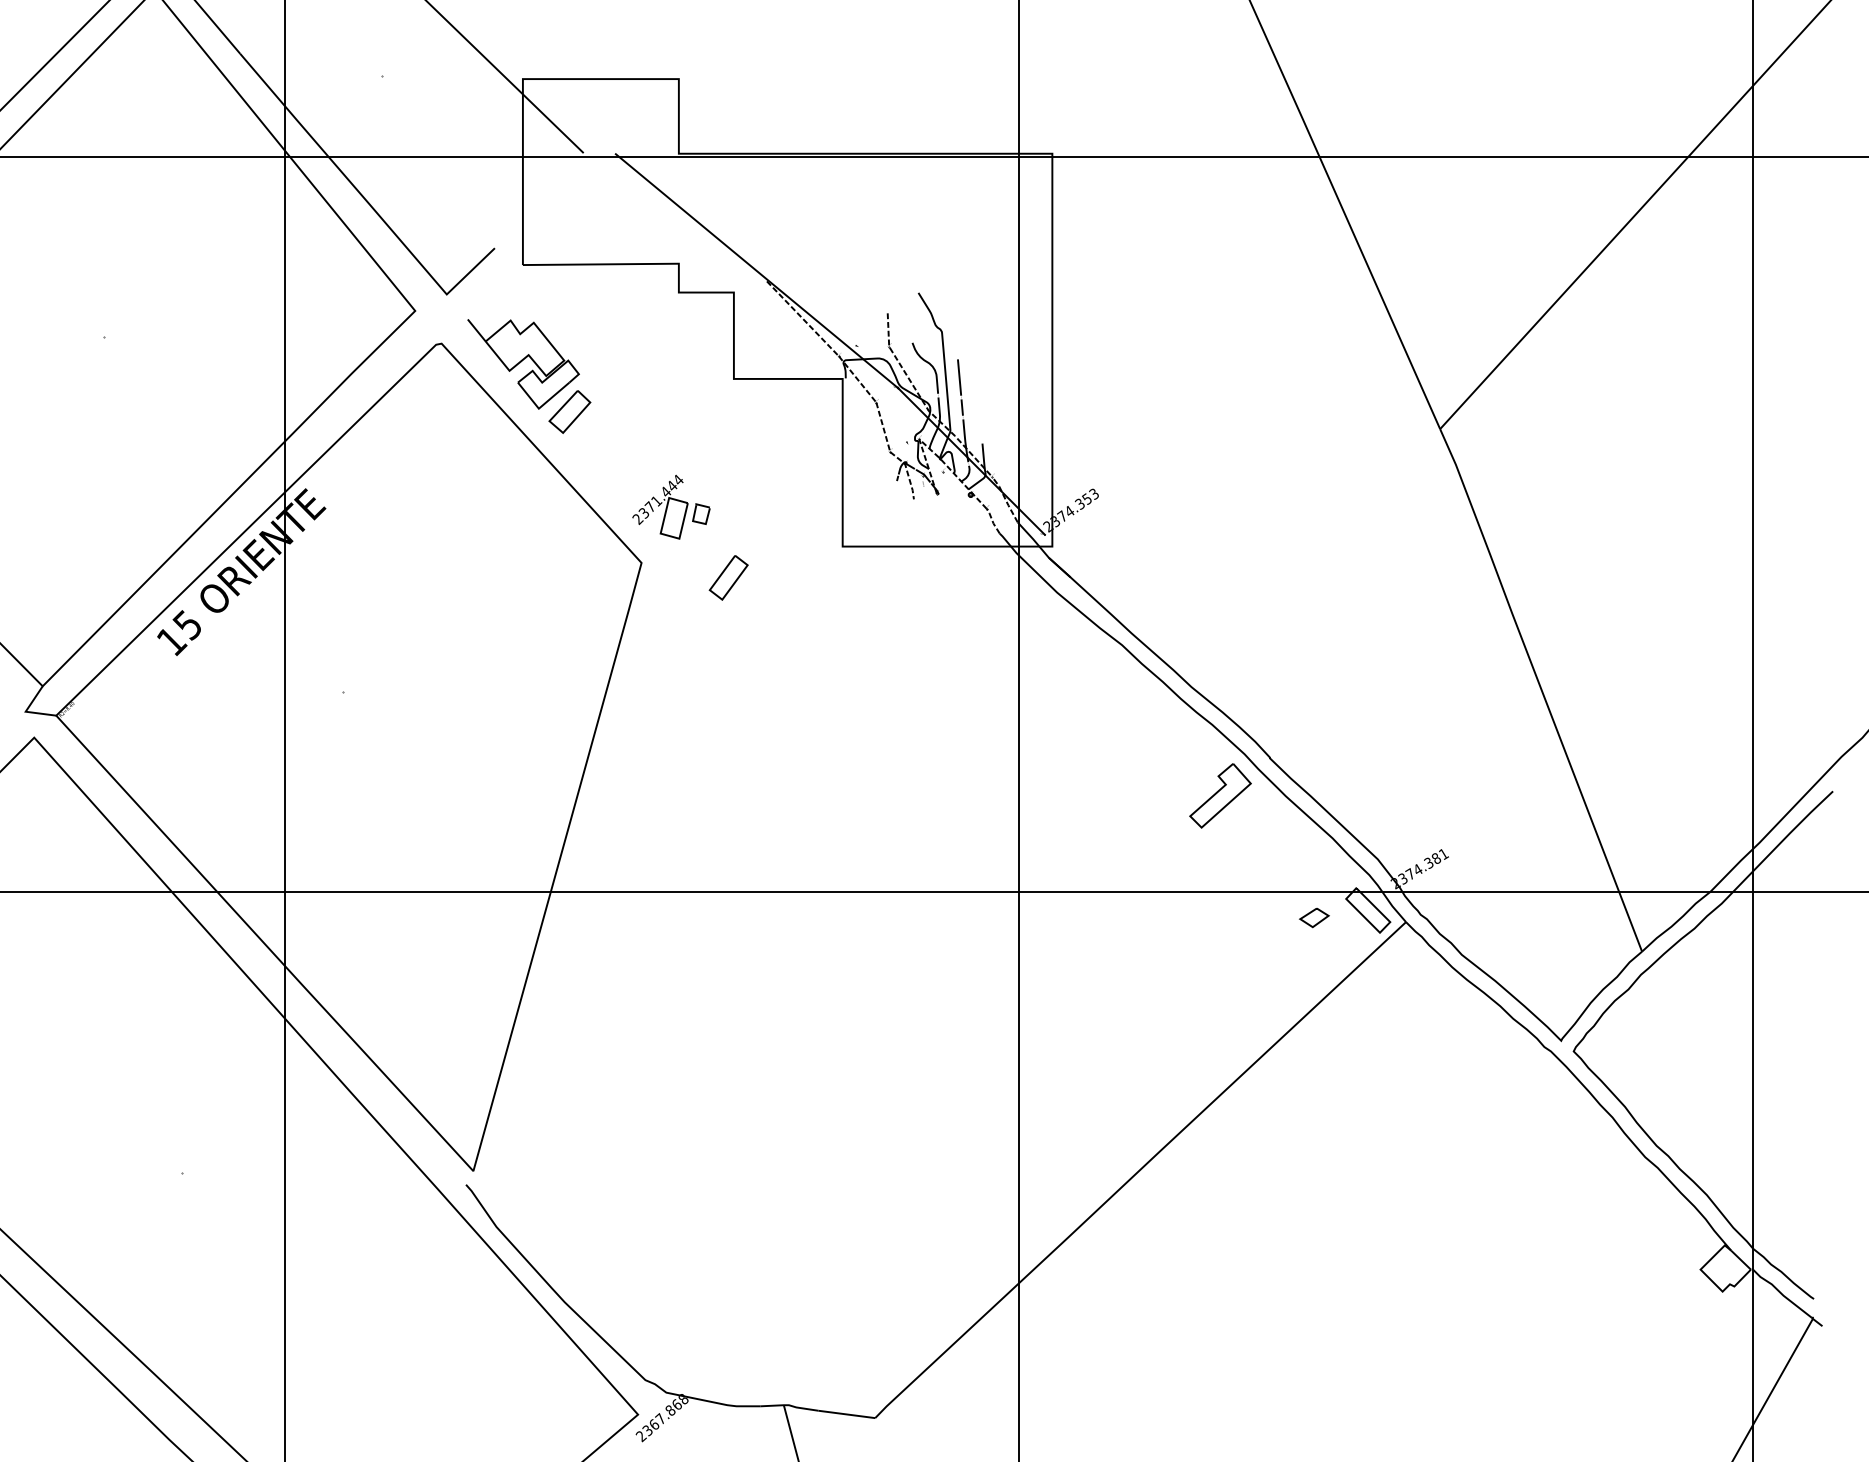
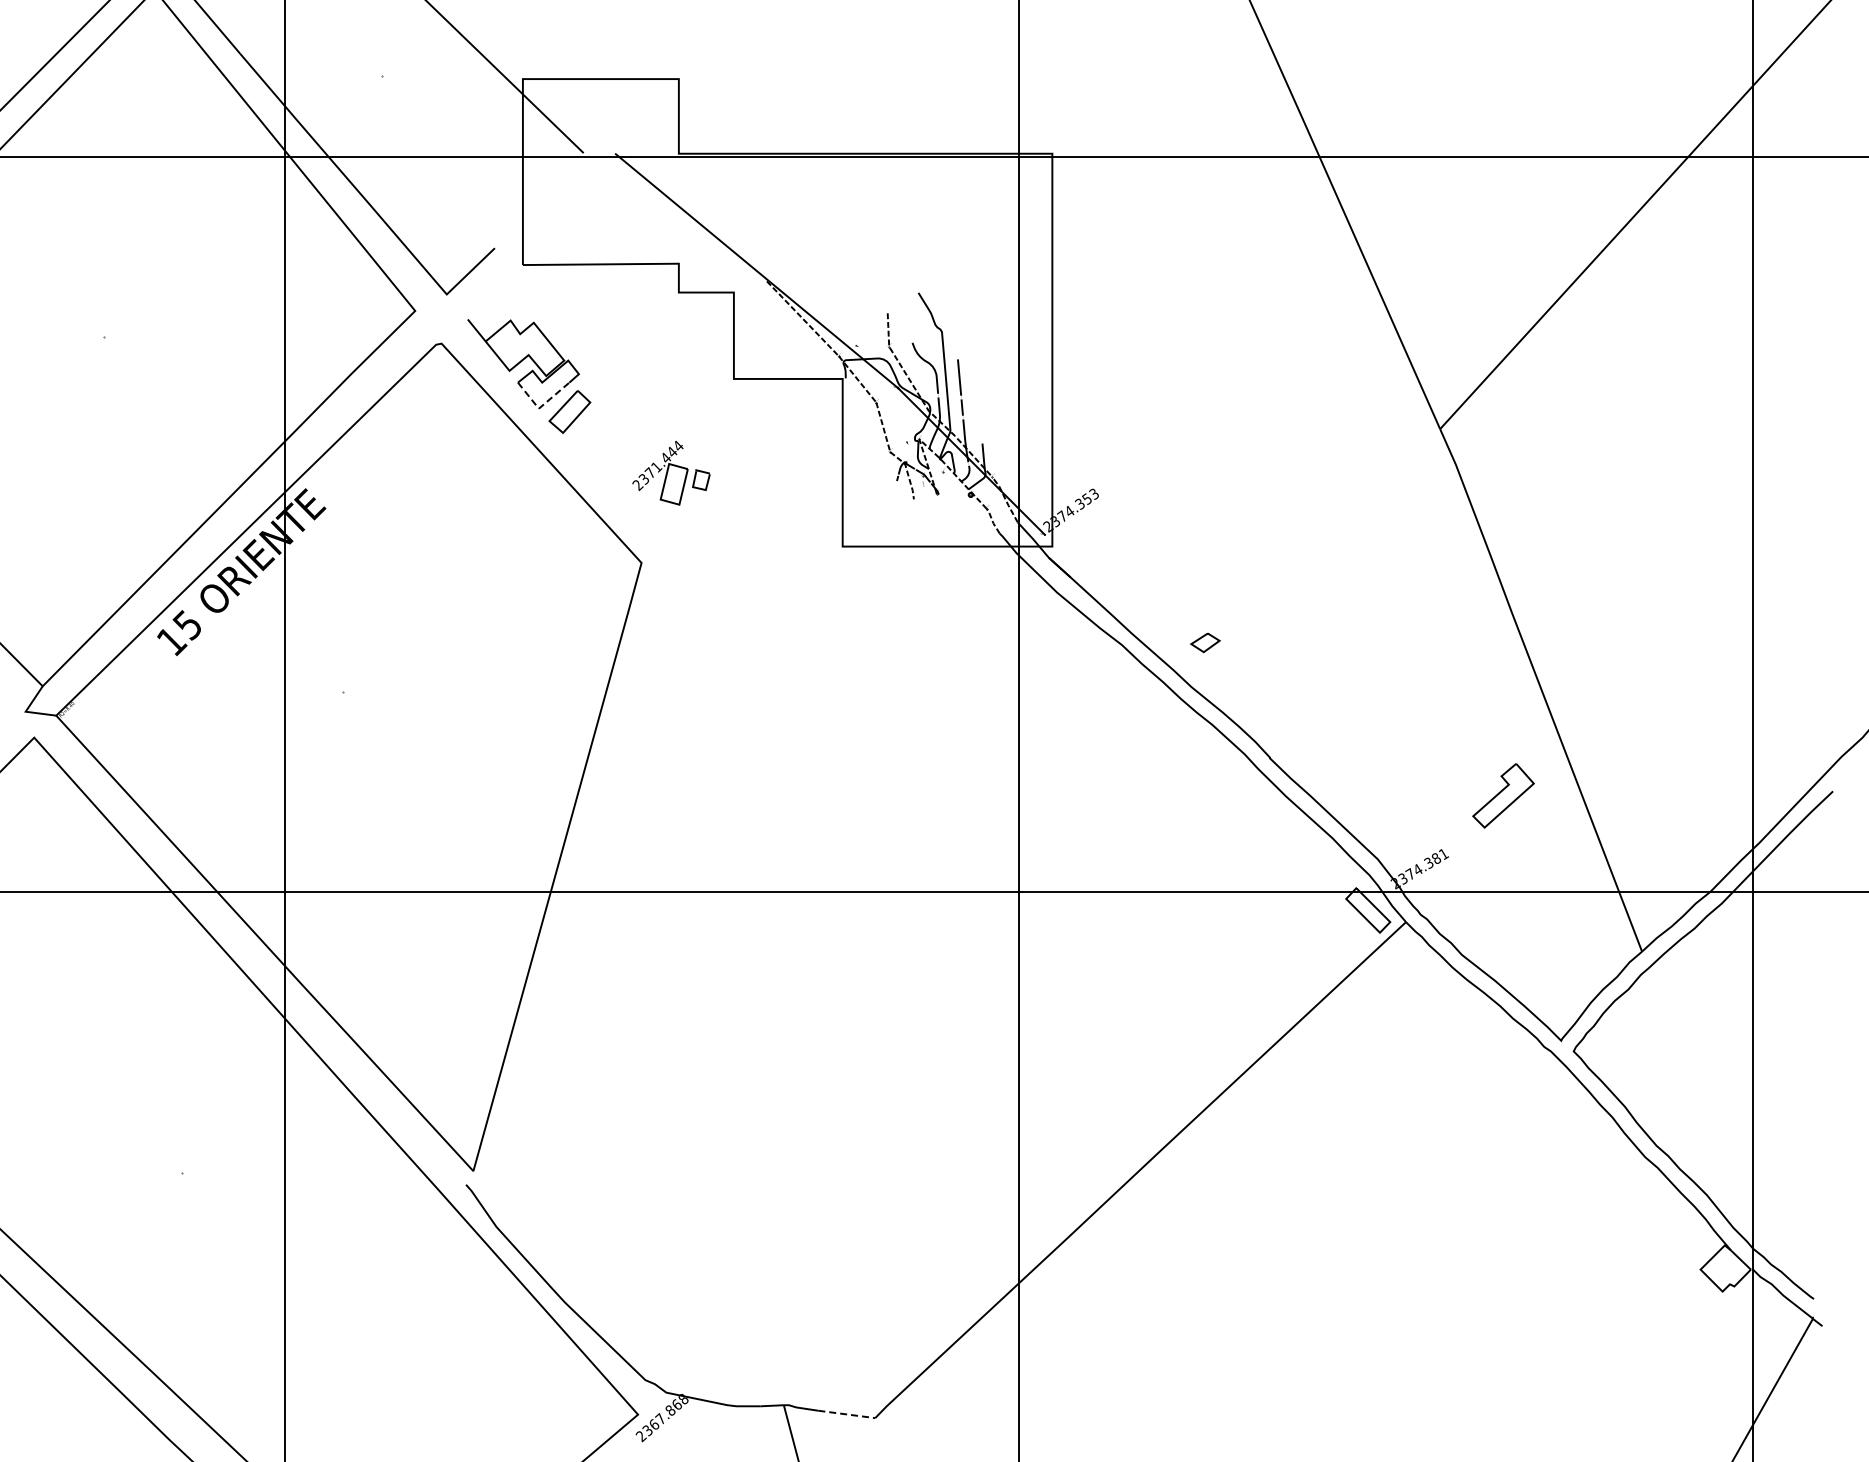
line: solid -> dashed (541, 406)
part position: (671, 506) -> (671, 472) (671, 472)
part: present -> none (728, 577)
part position: (1220, 795) -> (1503, 795) (1503, 795)
part position: (1314, 918) -> (1205, 643) (1205, 643)
line: solid -> dashed (846, 1414)
